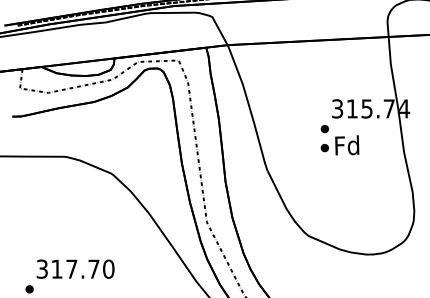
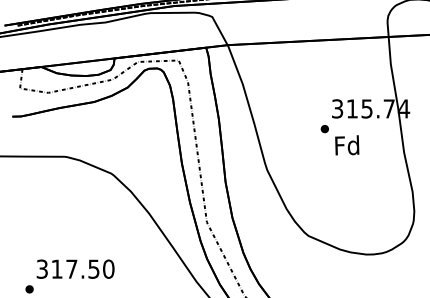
part: present -> none (324, 148)
text: 317.70 -> 317.50 (93, 268)
